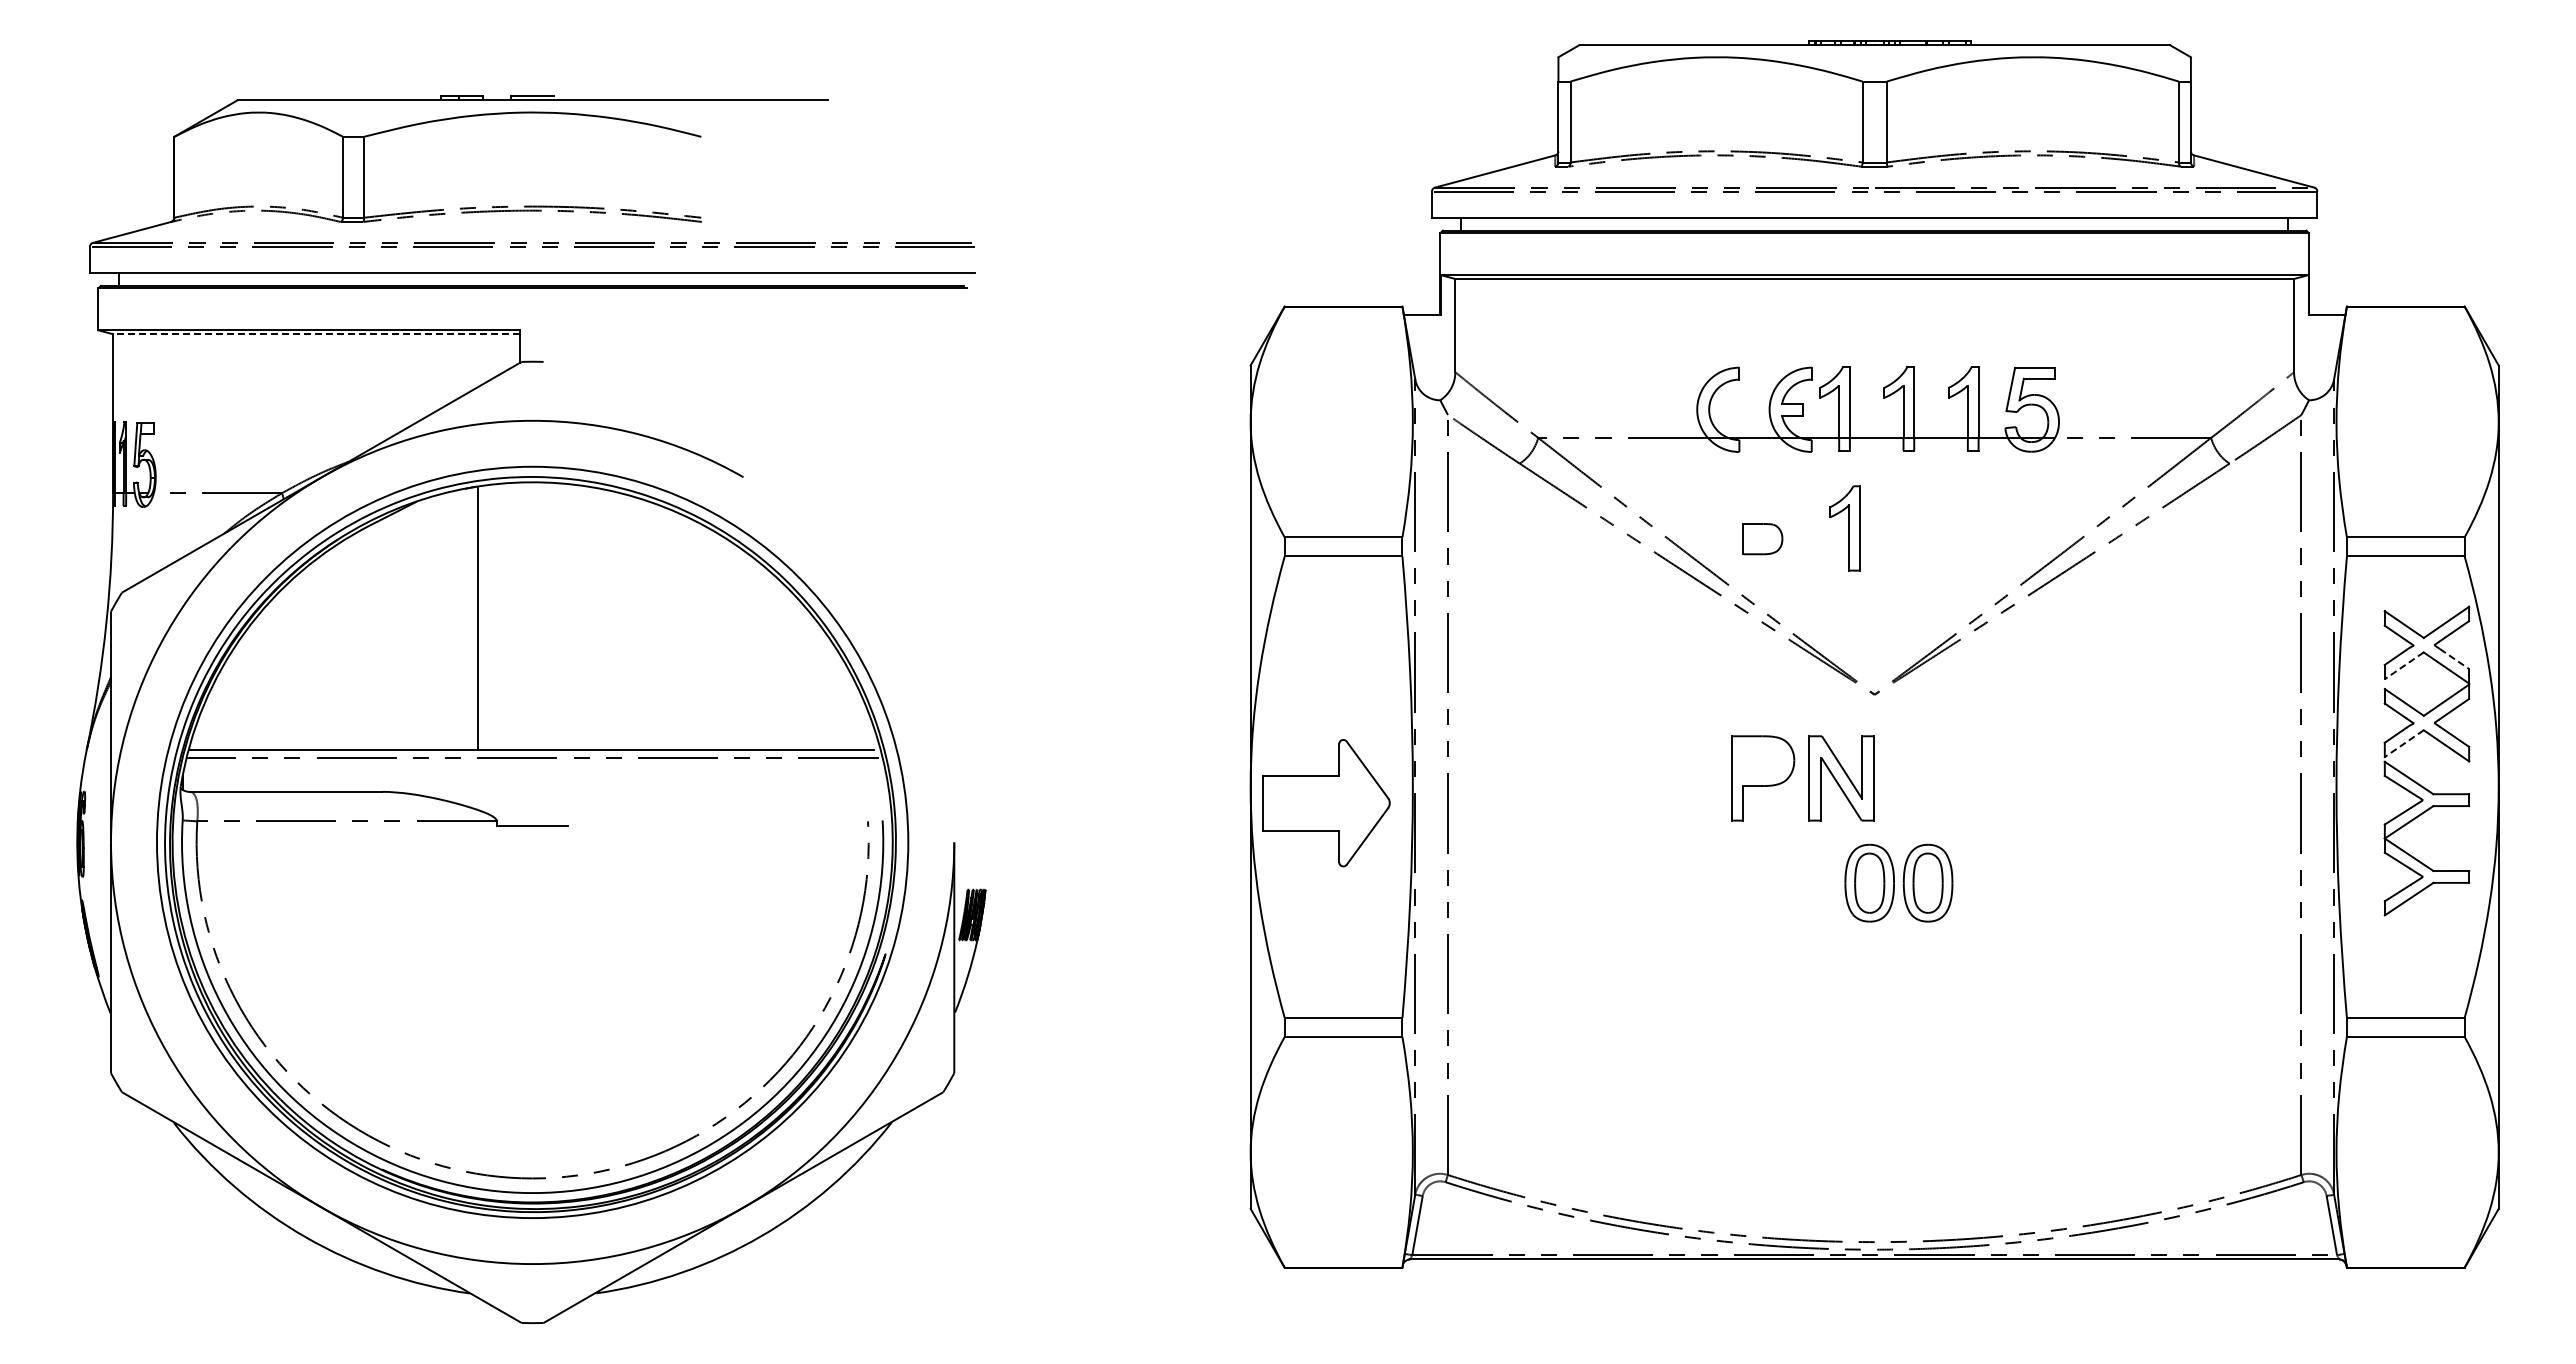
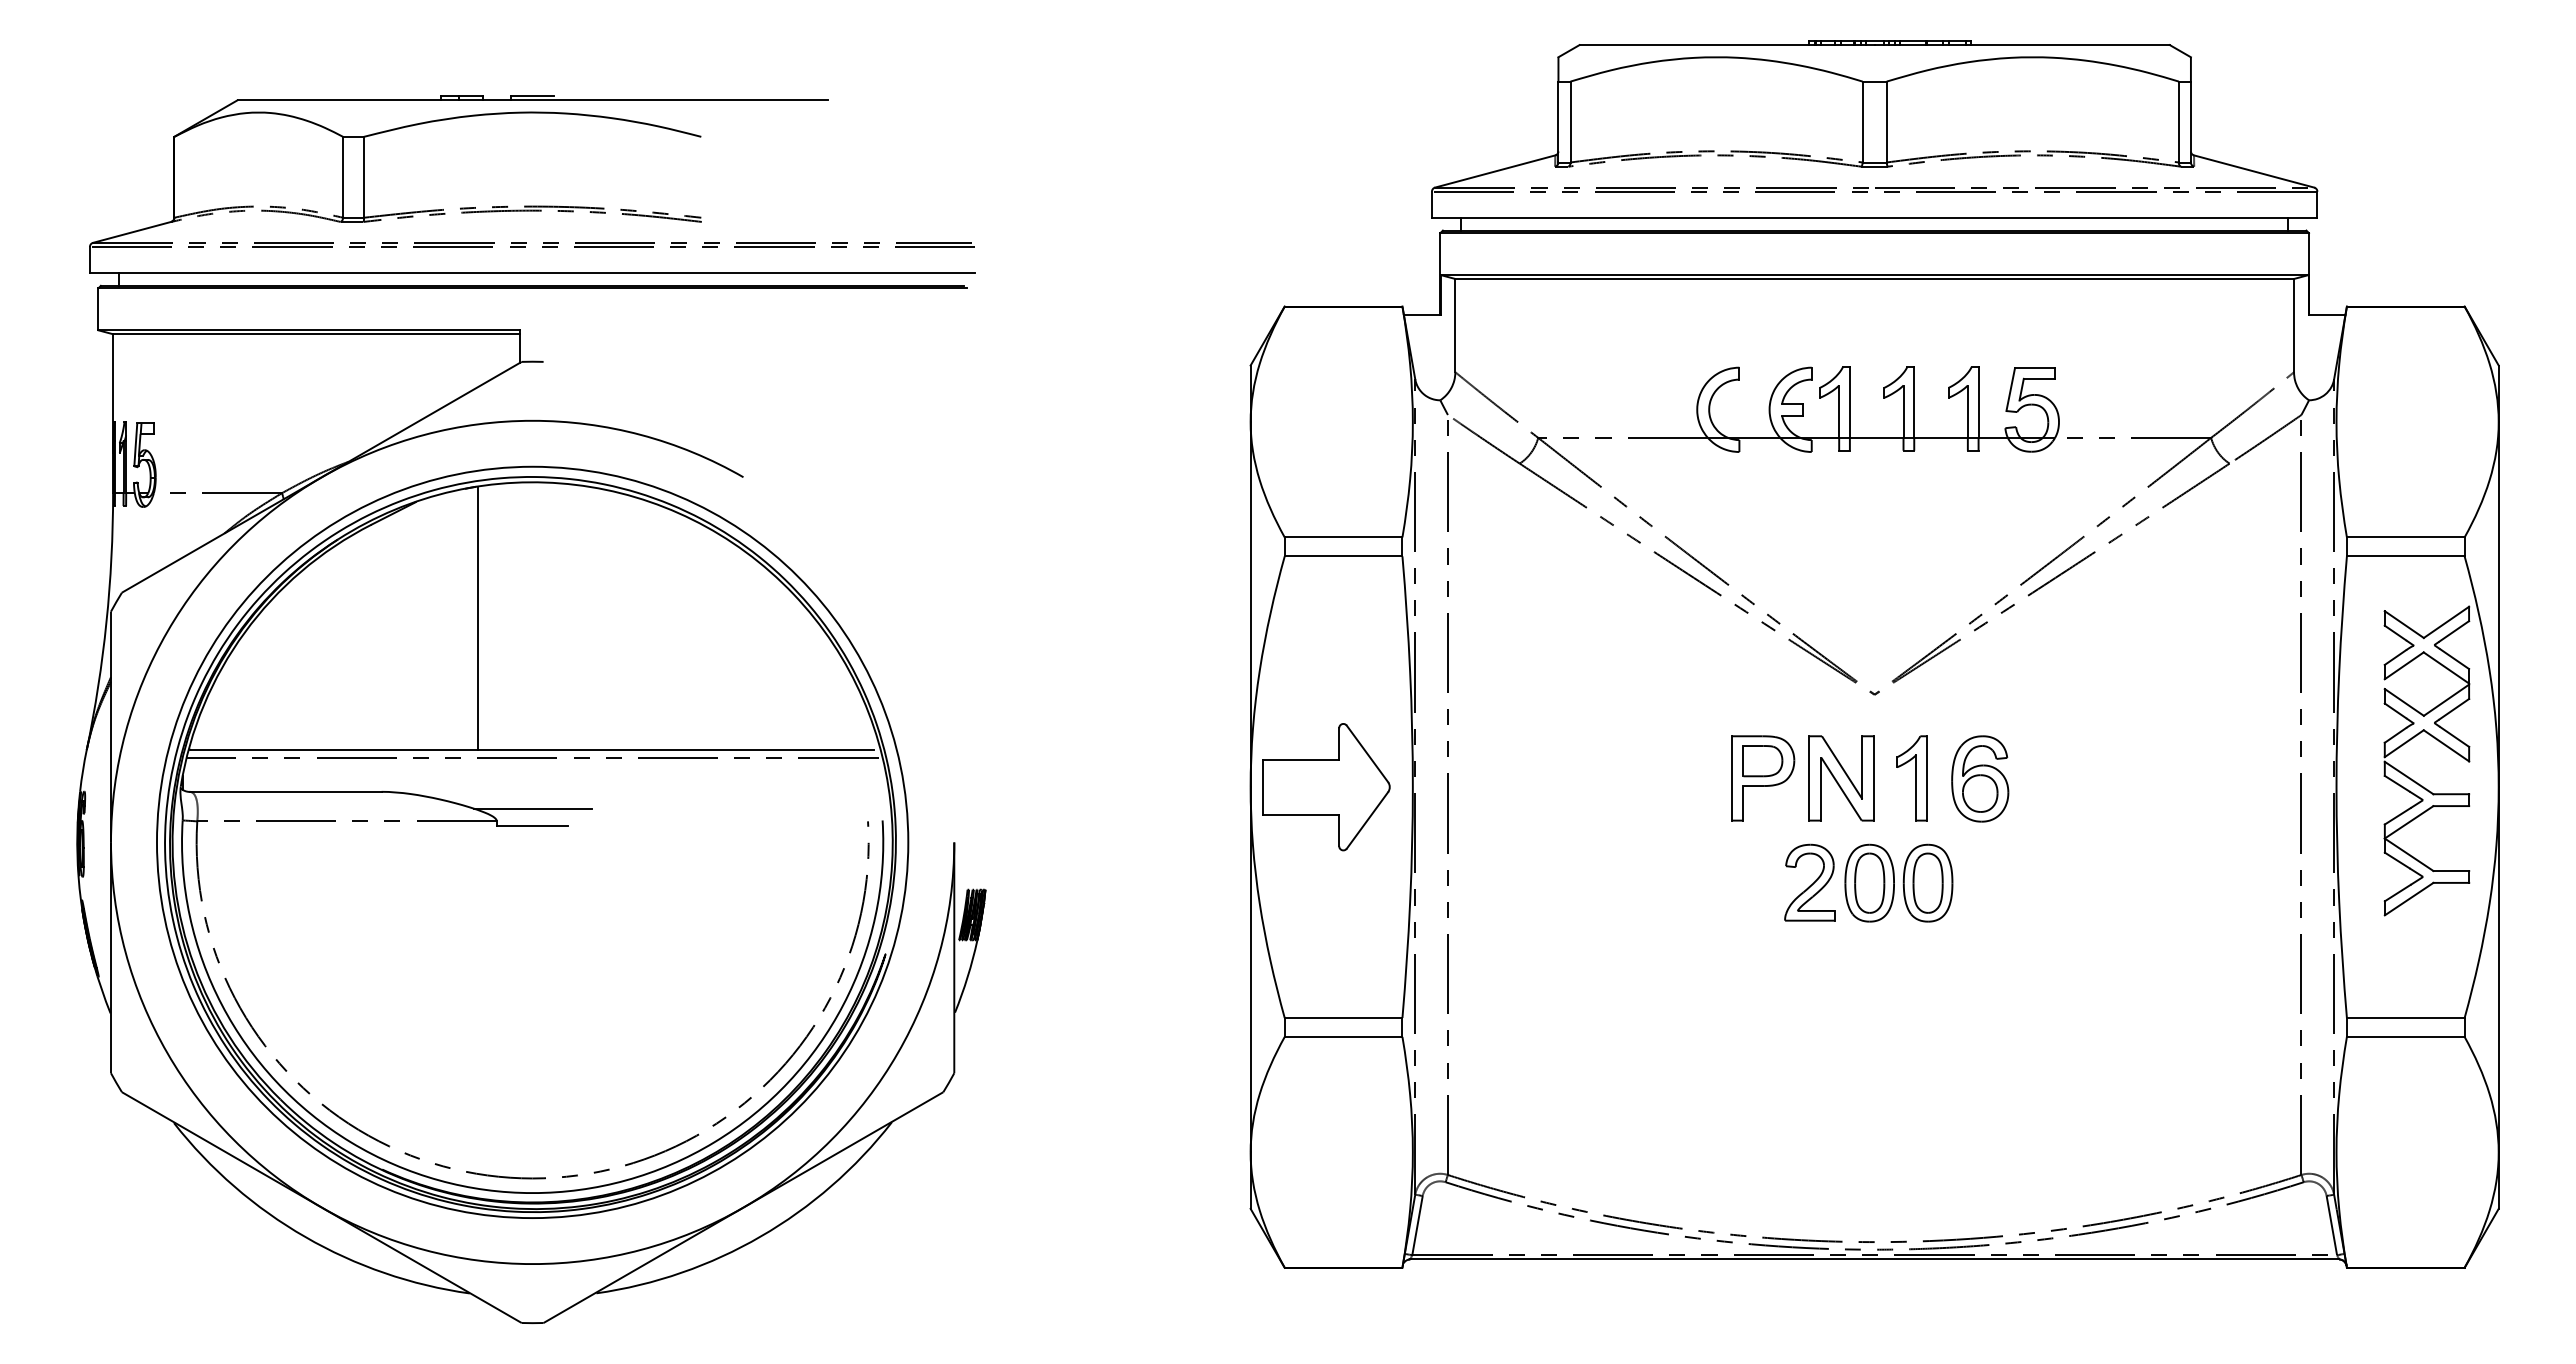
line: dashed -> solid (316, 334)
part position: (1844, 528) -> (1911, 778) (1911, 778)
part position: (1762, 539) -> (1762, 761) (1762, 761)
line: dashed -> solid (2454, 659)
line: dashed -> solid (2404, 665)
line: dashed -> solid (2404, 743)
part: none -> present (1980, 778)
part position: (1326, 803) -> (1326, 787) (1326, 787)
line: none -> present (532, 808)
part: none -> present (1809, 882)
